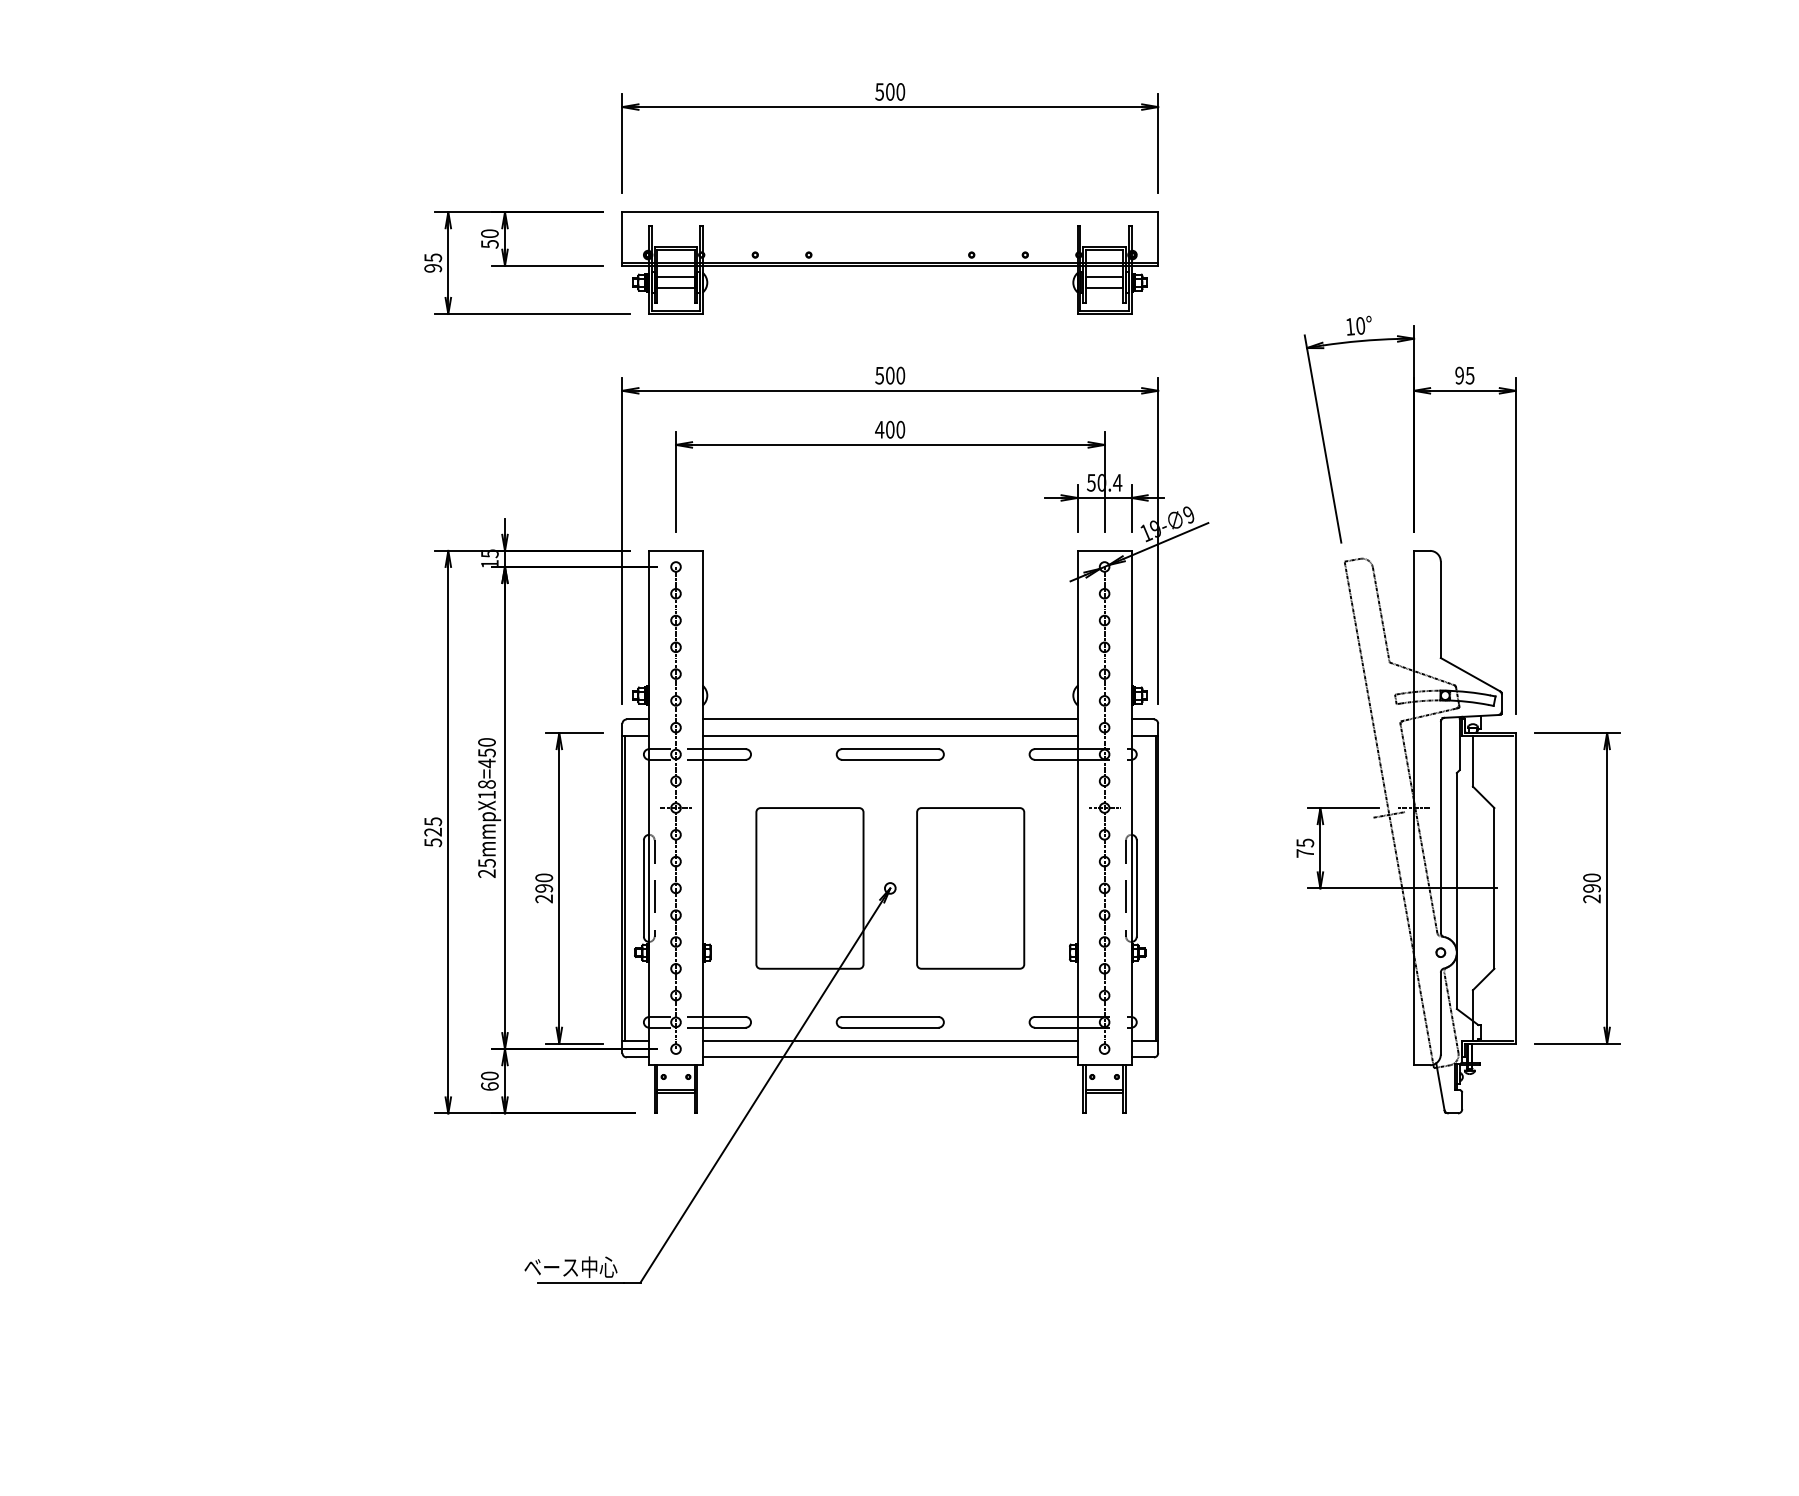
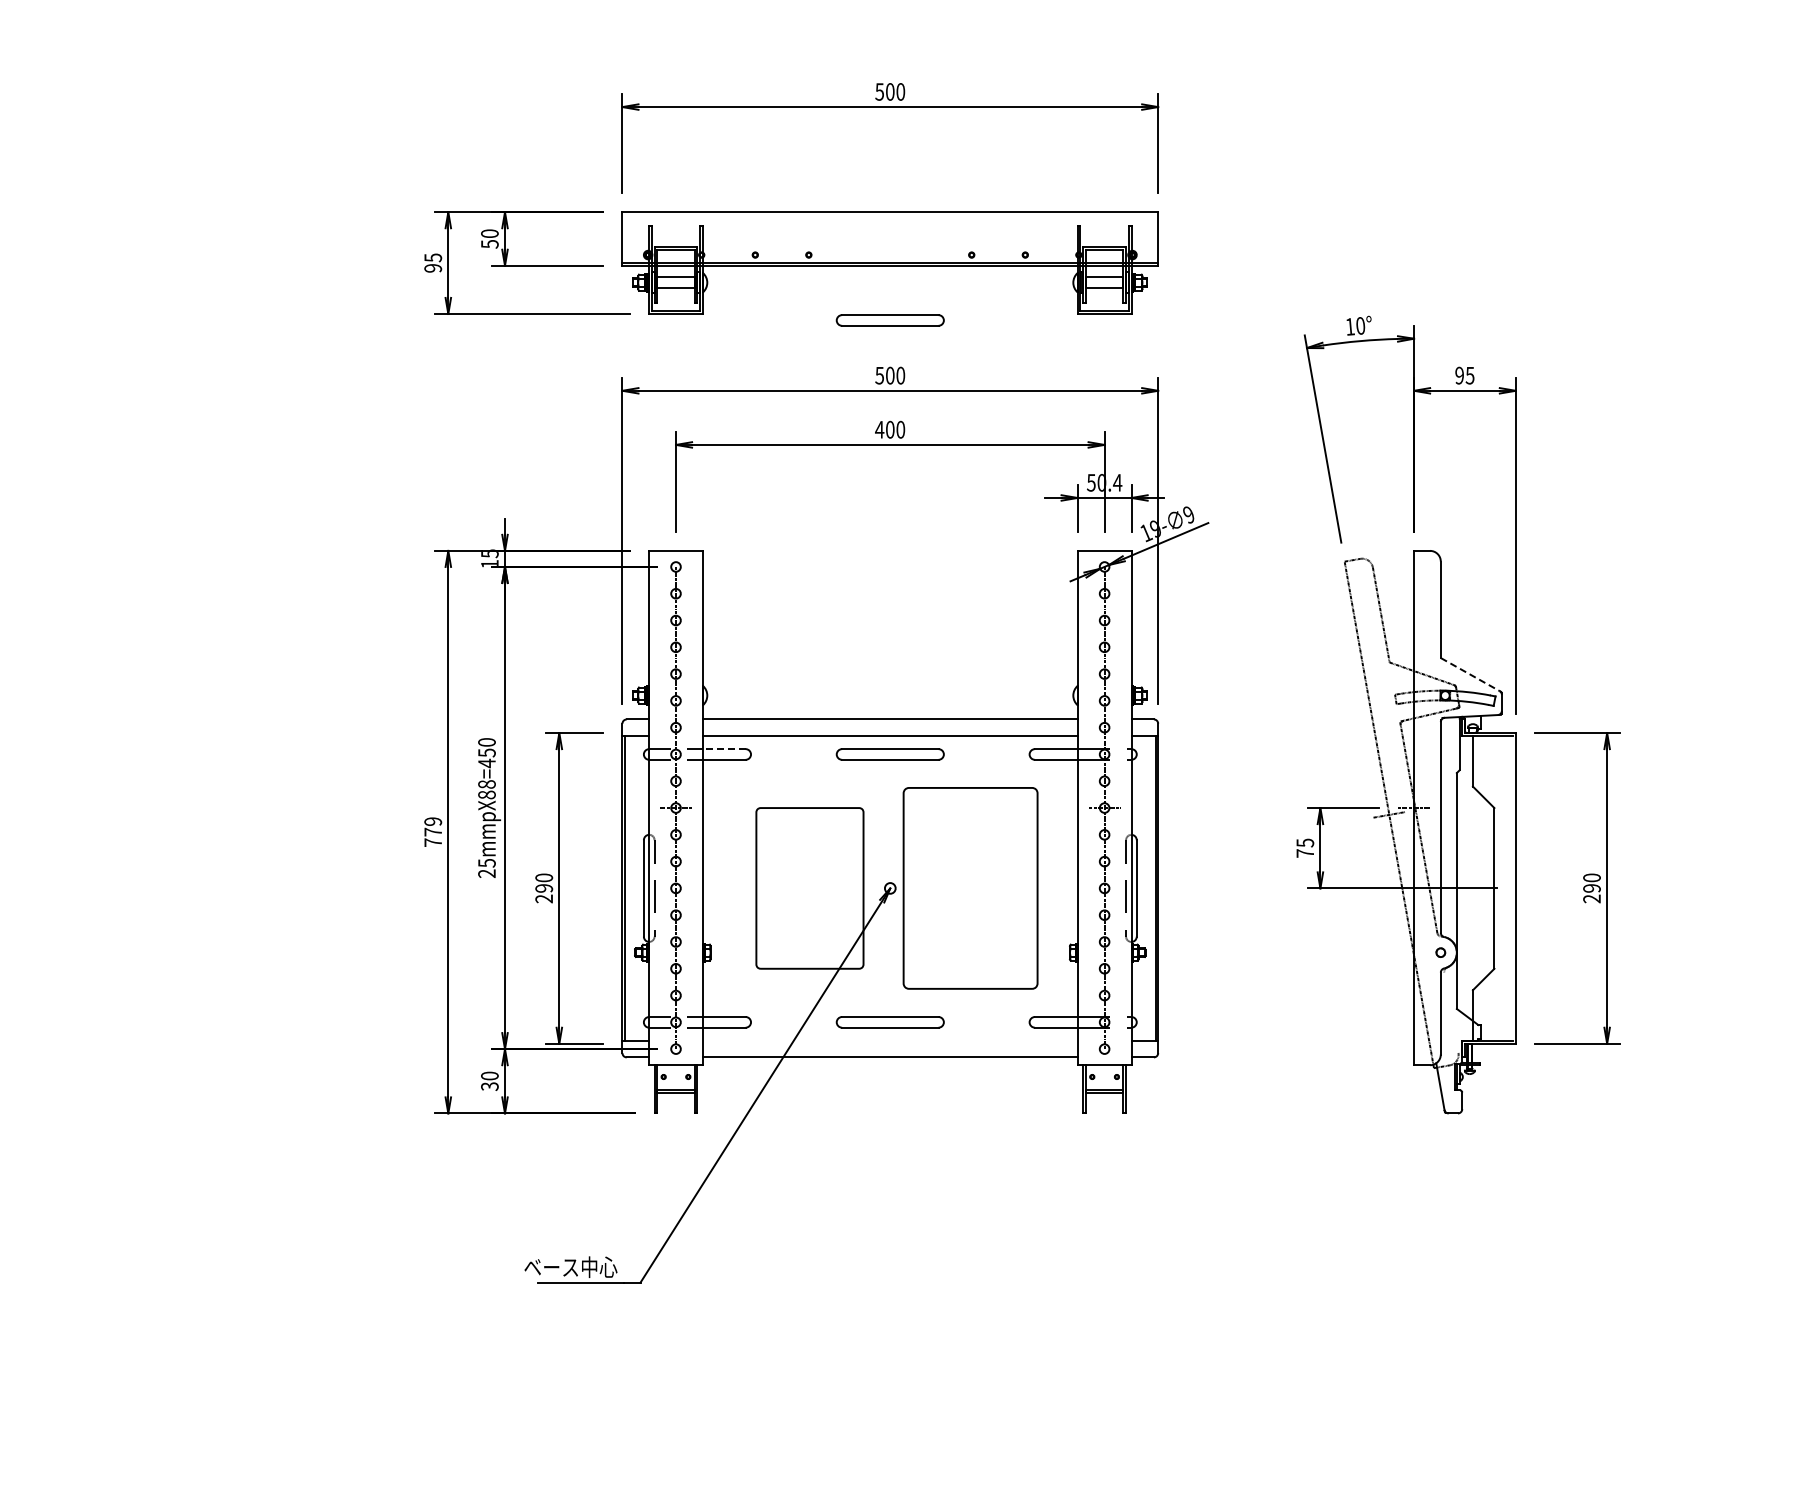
part: none -> present (889, 320)
line: solid -> dashed (1470, 674)
line: solid -> dashed (723, 749)
text: 25mmpX18=450 -> 25mmpX88=450 (486, 794)
text: 525 -> 779 (433, 832)
part size: 110x163 px -> 137x203 px (970, 888)
line: present -> none (1451, 1012)
line: present -> none (890, 1041)
text: 60 -> 30 (489, 1086)
